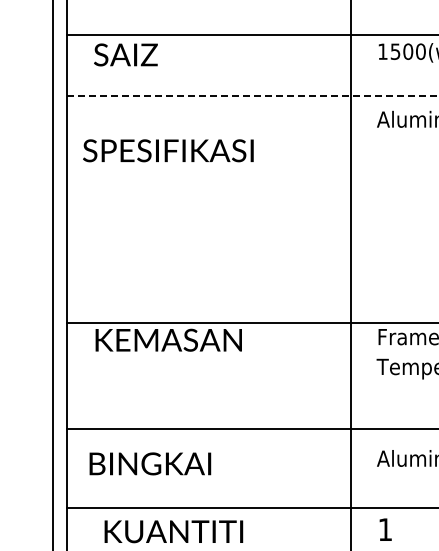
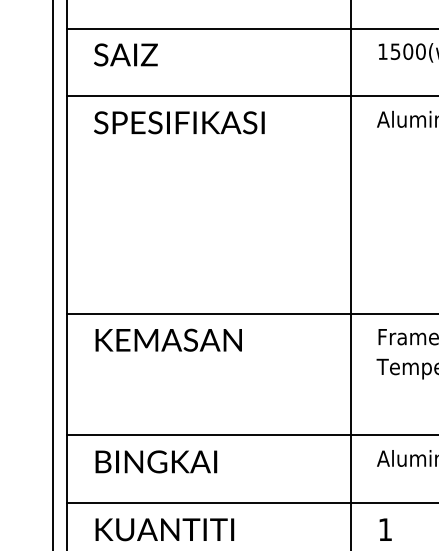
line position: (250, 34) -> (250, 28) (250, 28)
line: dashed -> solid (252, 96)
text position: (168, 150) -> (179, 122) (179, 122)
line position: (250, 322) -> (250, 313) (250, 313)
line position: (250, 429) -> (250, 435) (250, 435)
text position: (150, 463) -> (156, 461) (156, 461)
line position: (250, 508) -> (250, 503) (250, 503)
text position: (173, 531) -> (164, 529) (164, 529)
